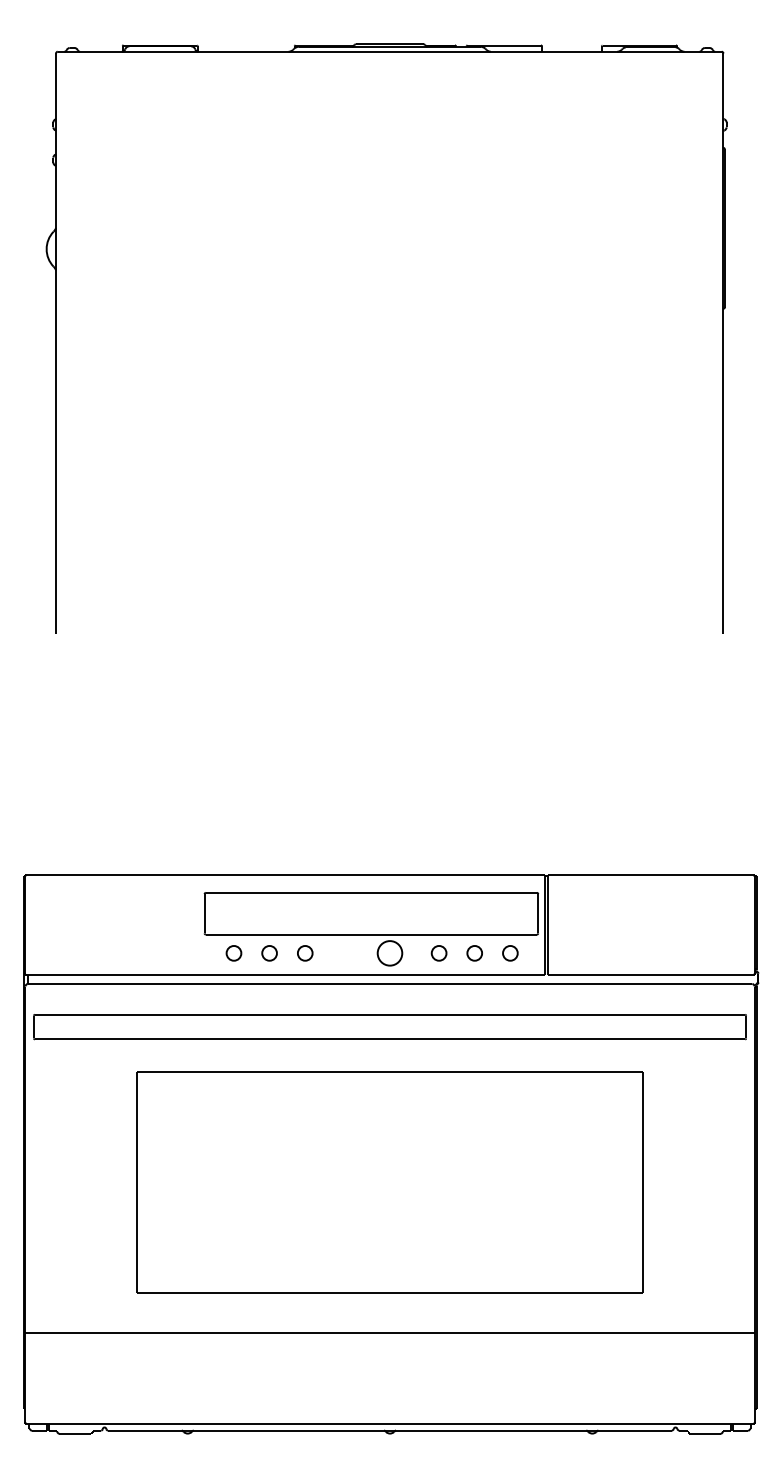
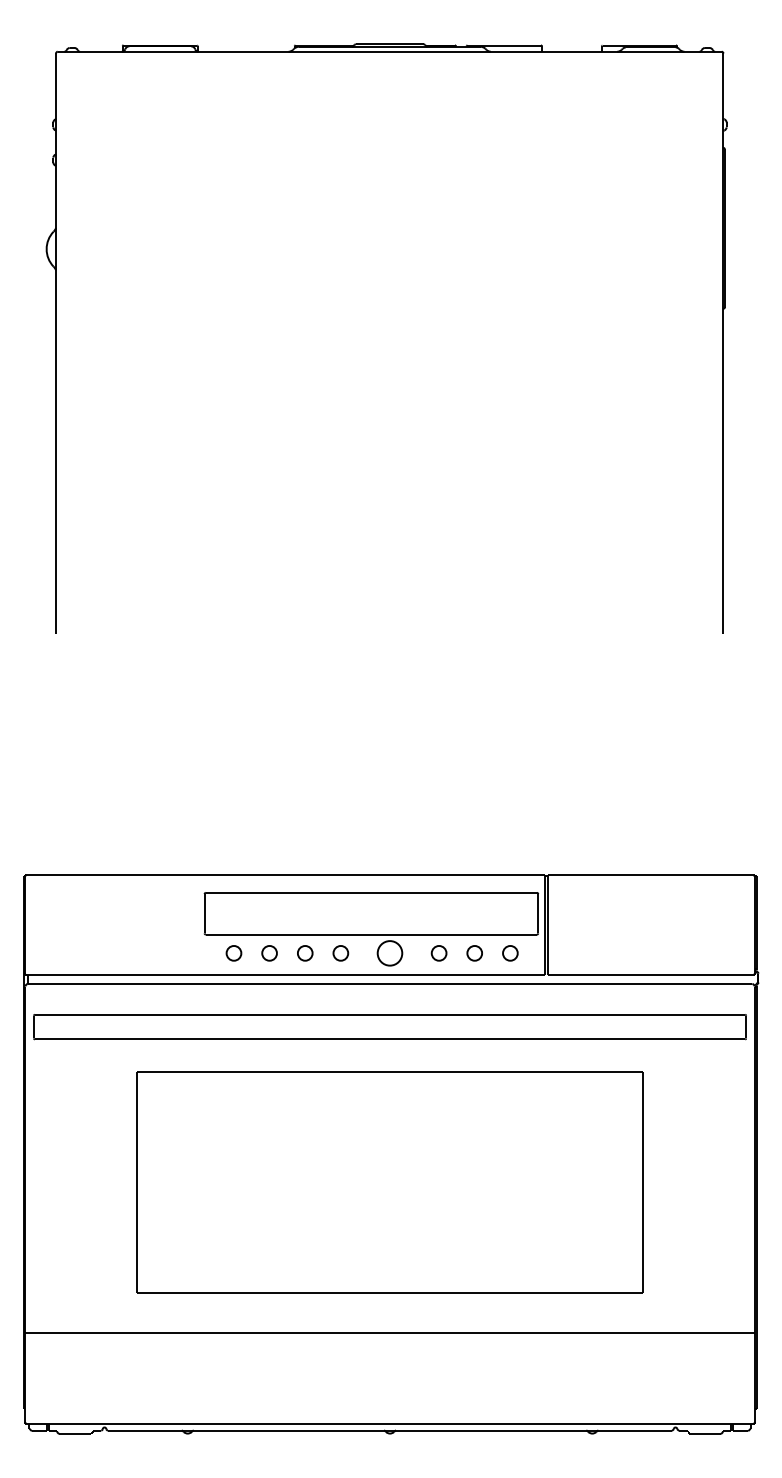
part: none -> present (340, 953)
